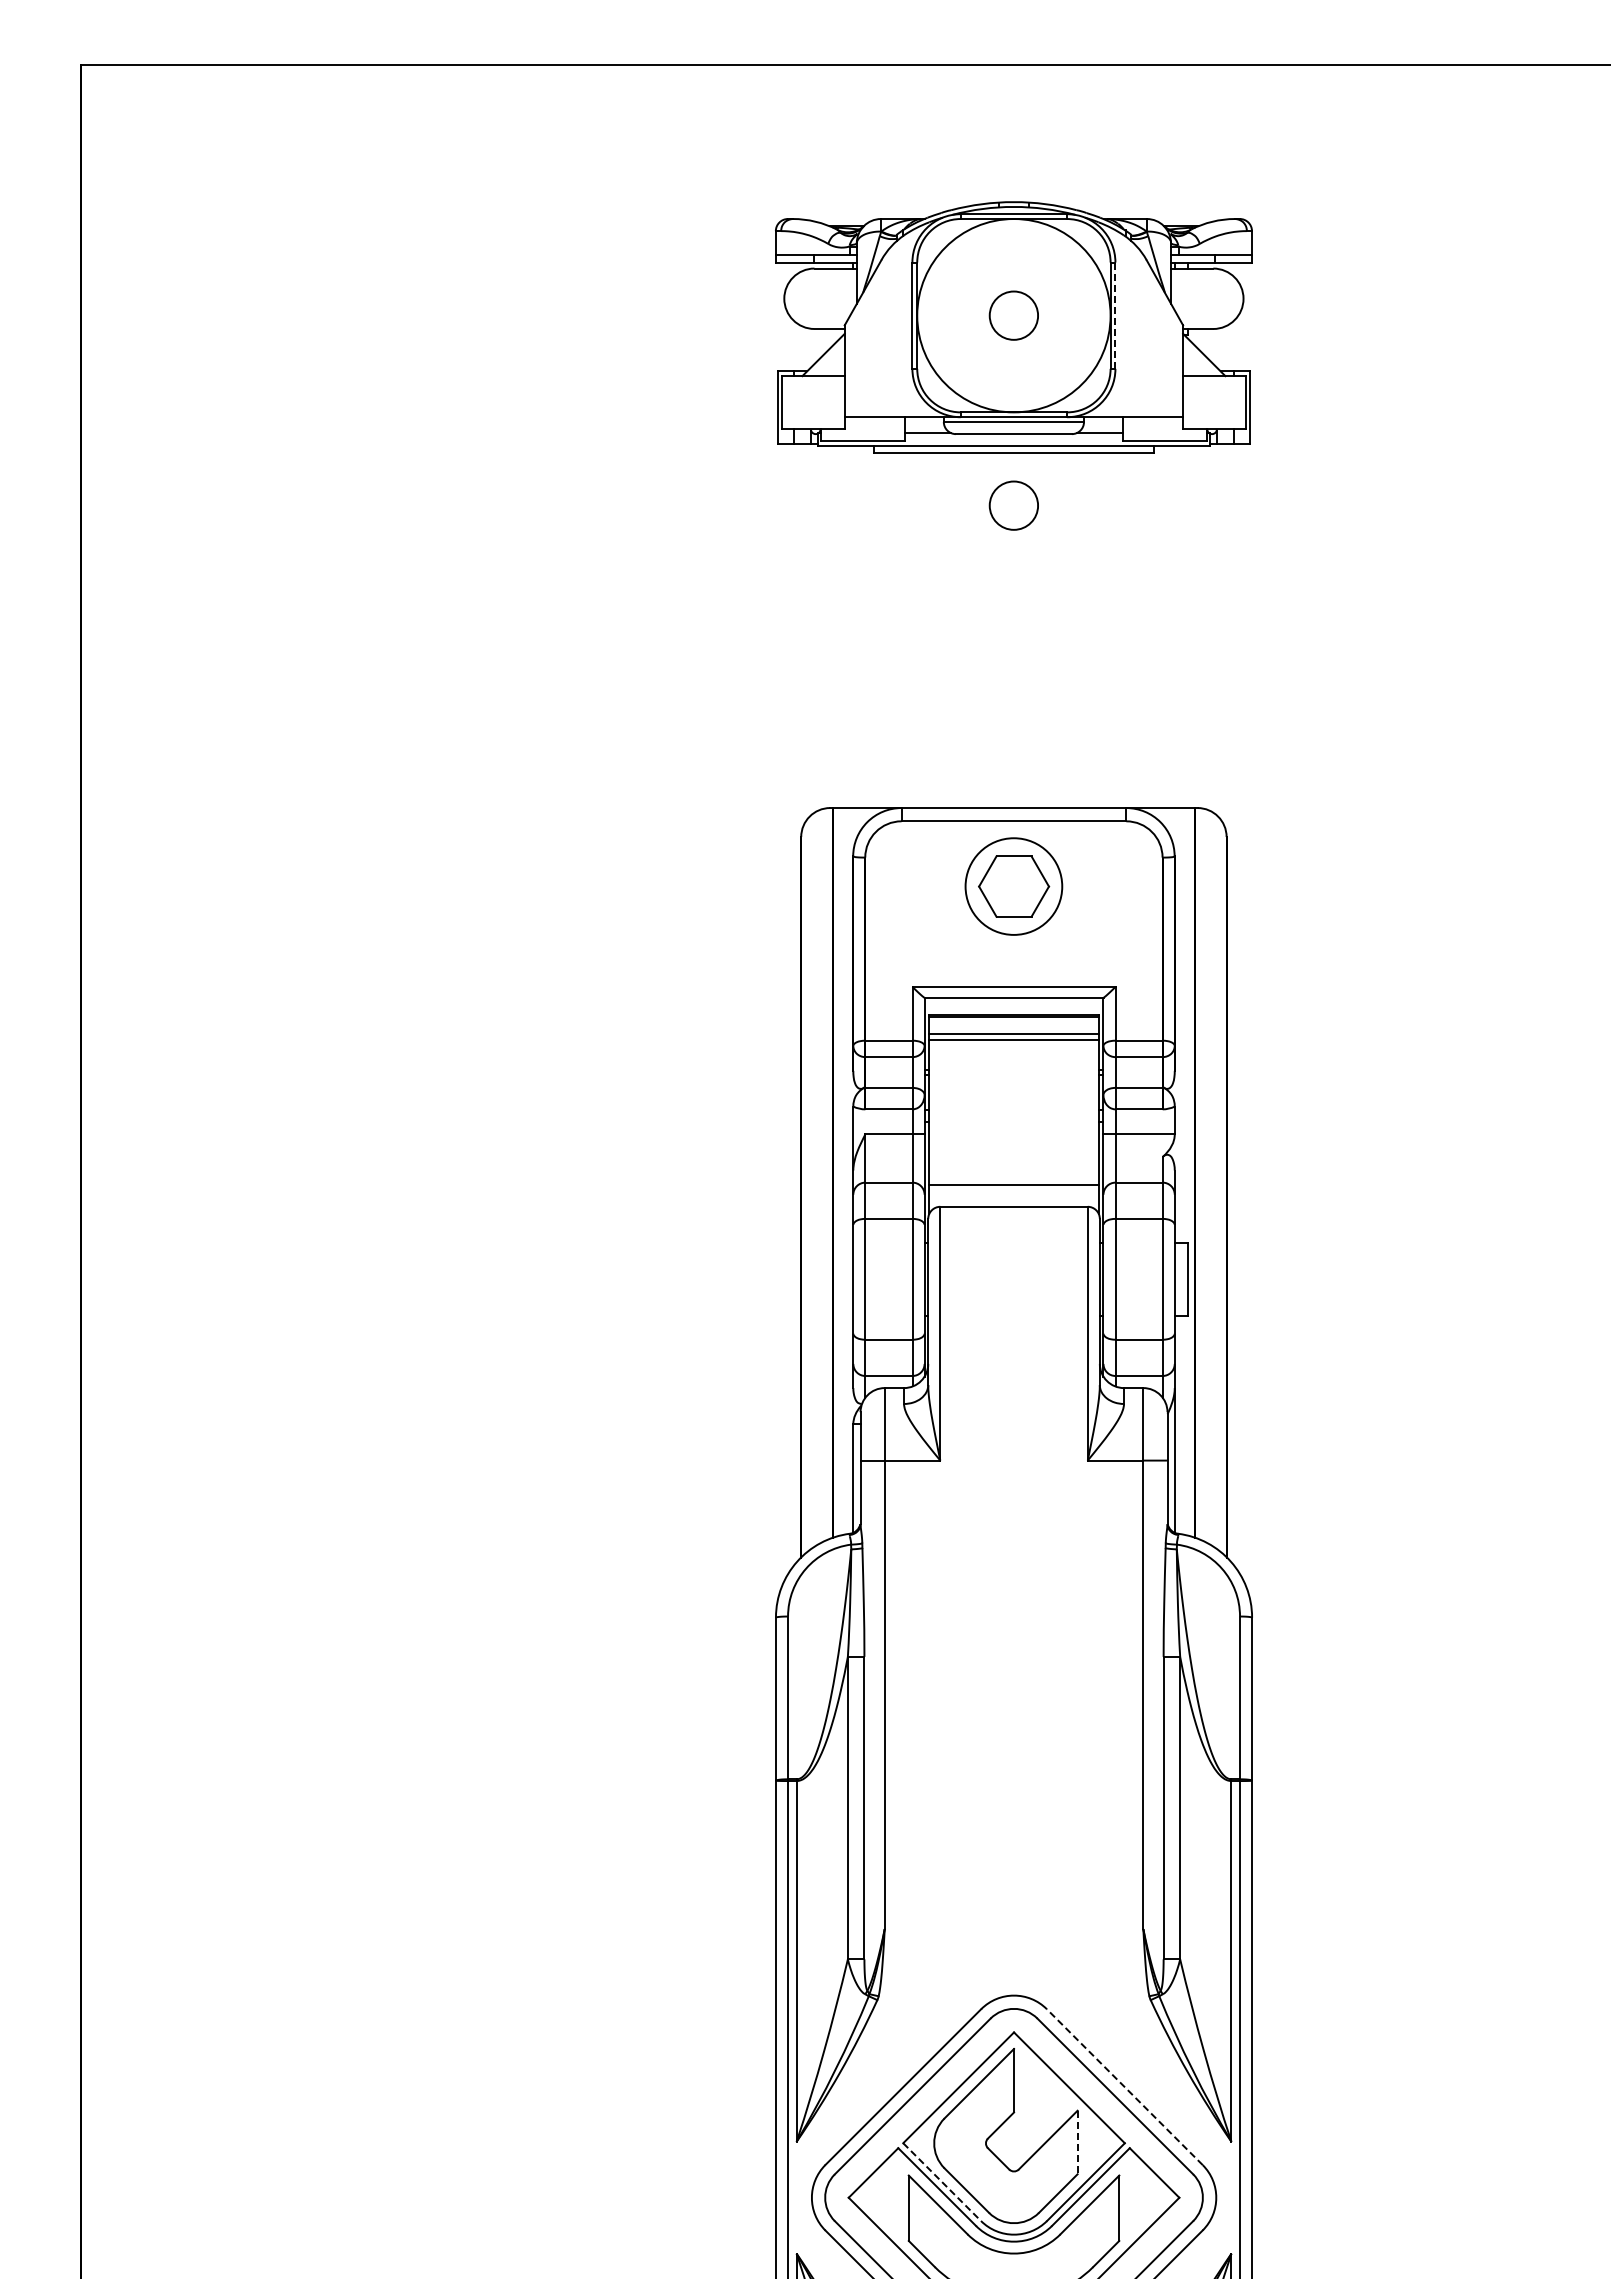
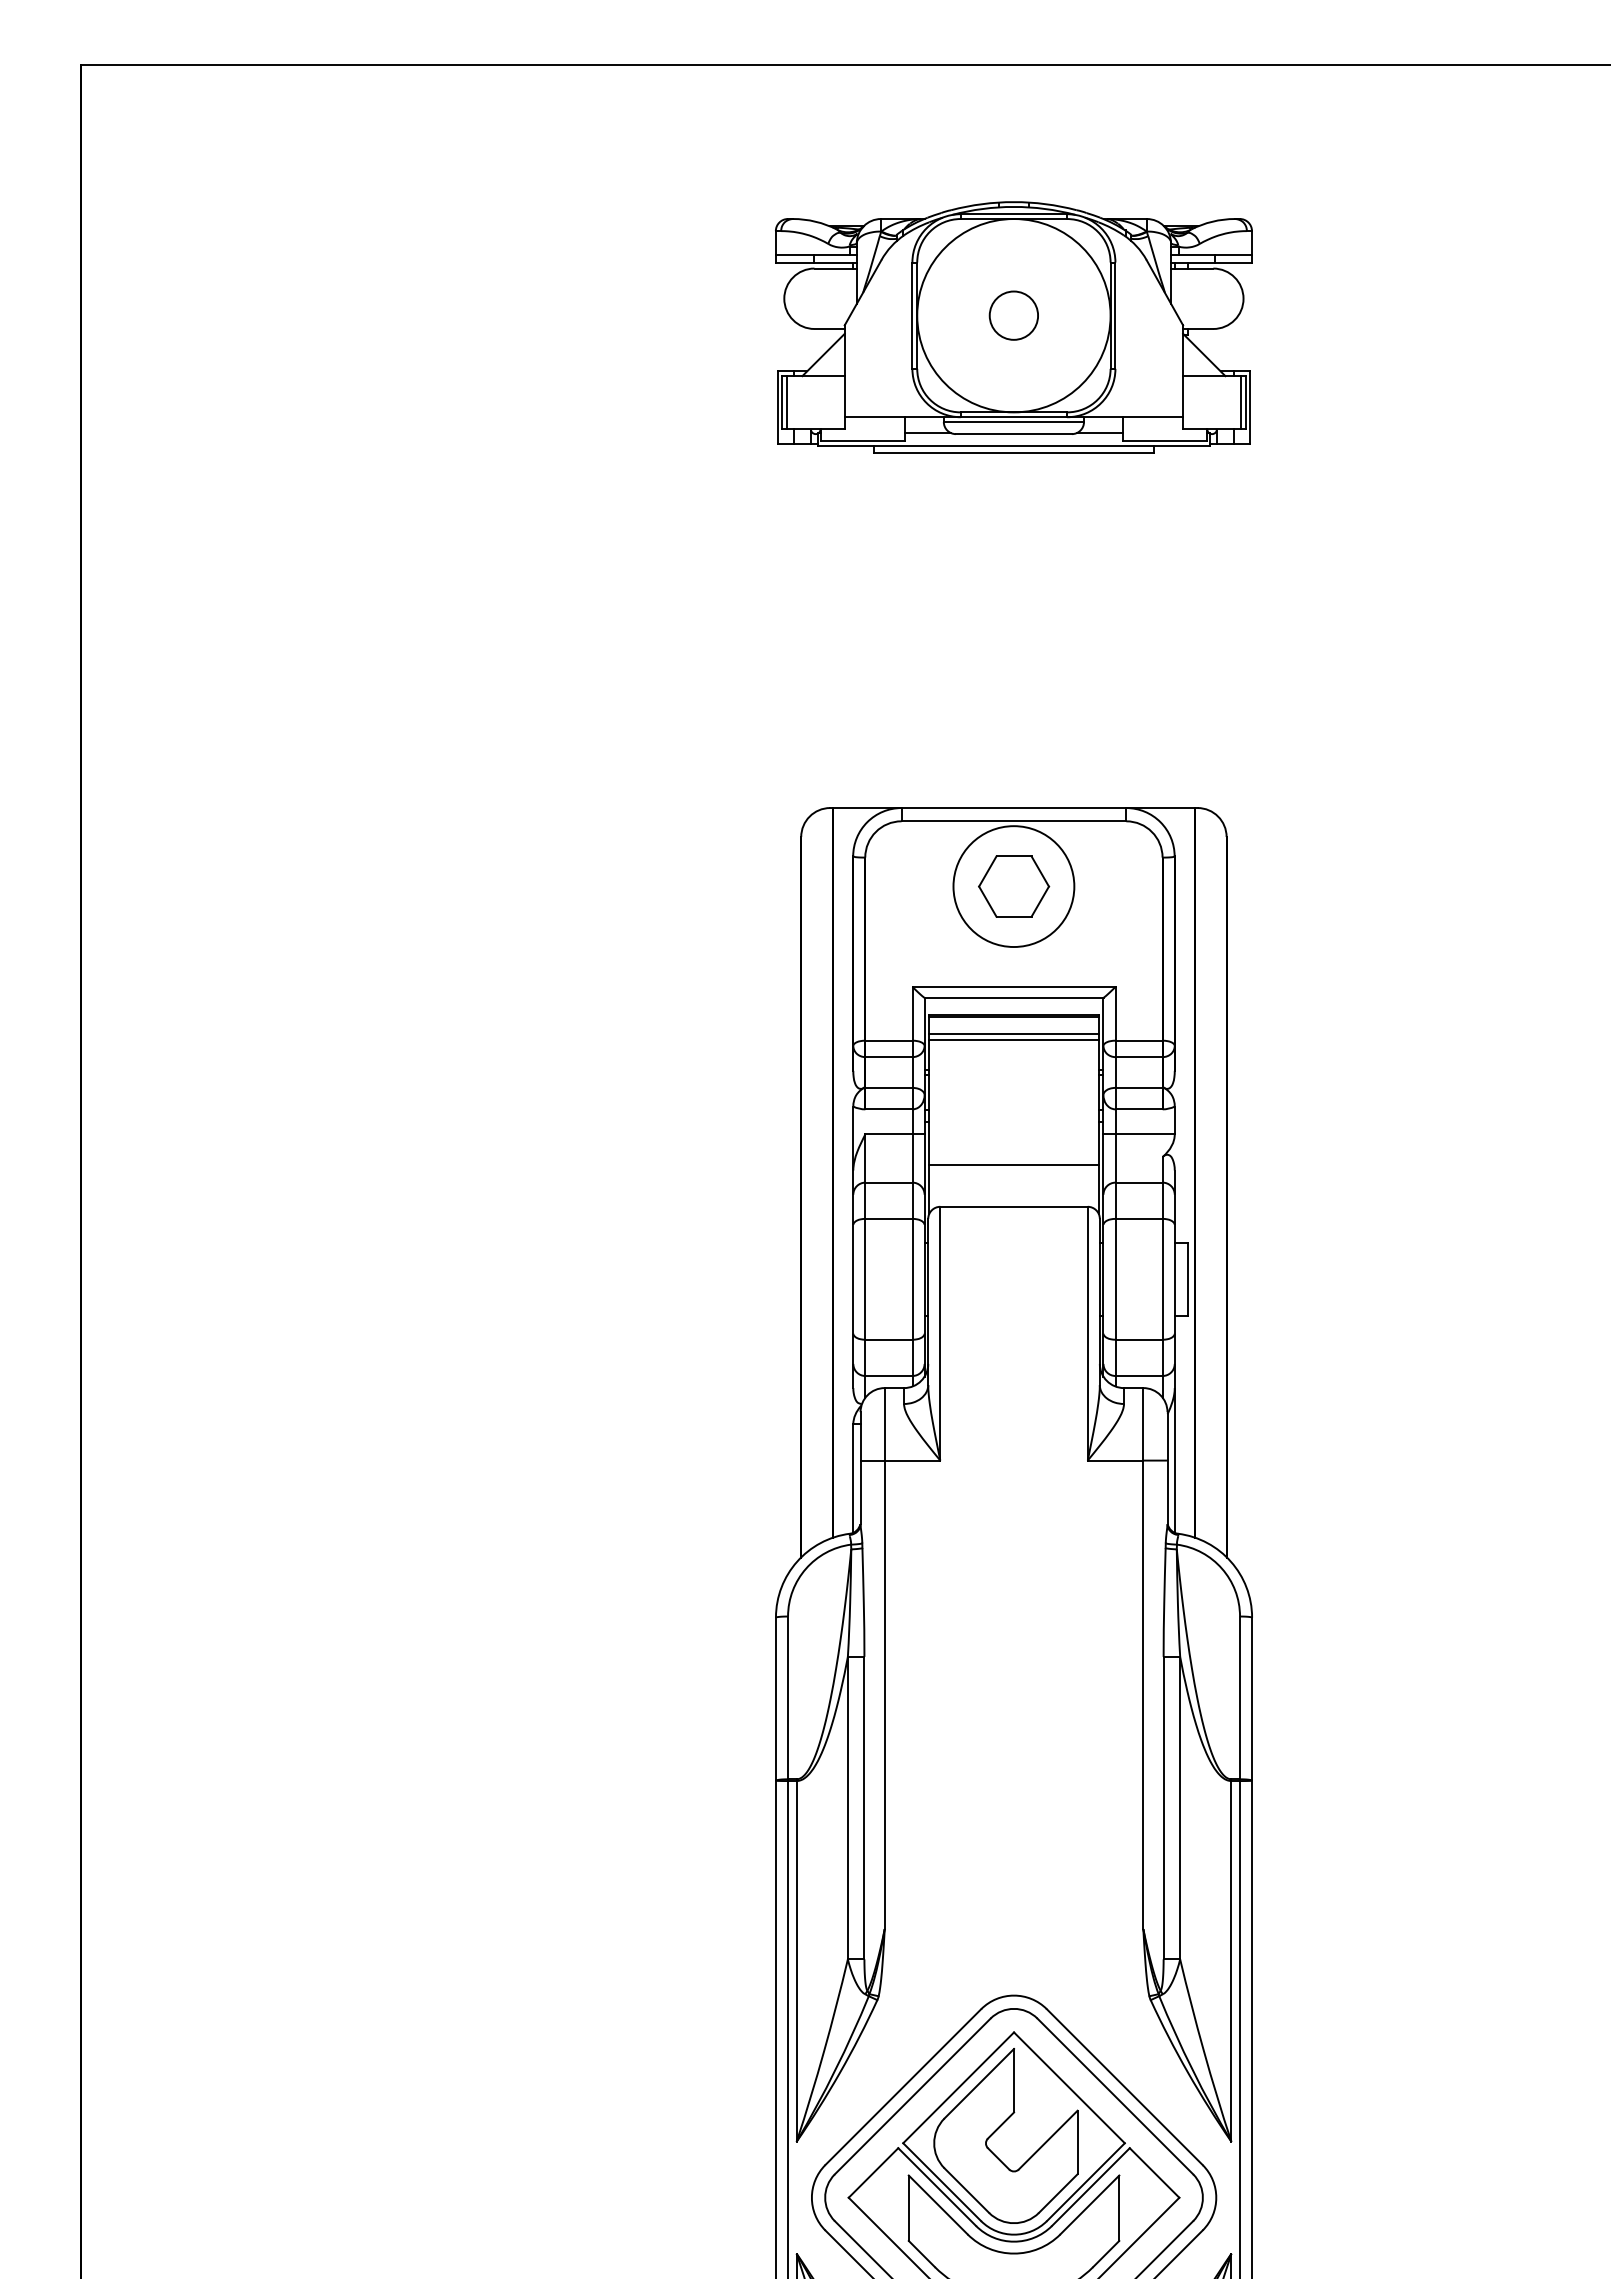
line: dashed -> solid (1115, 315)
line: none -> present (786, 402)
line: none -> present (1241, 402)
circle: present -> none (1013, 505)
circle diameter: 97 px -> 121 px (1013, 886)
line position: (1013, 1184) -> (1013, 1164) (1013, 1164)
line: dashed -> solid (1124, 2086)
line: dashed -> solid (1077, 2142)
line: dashed -> solid (942, 2182)
